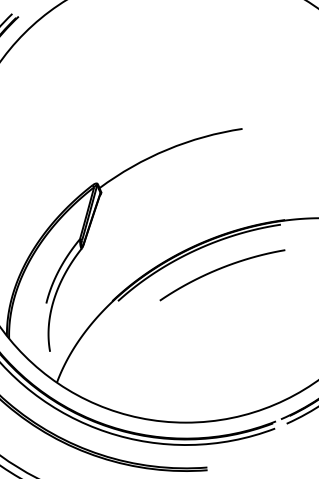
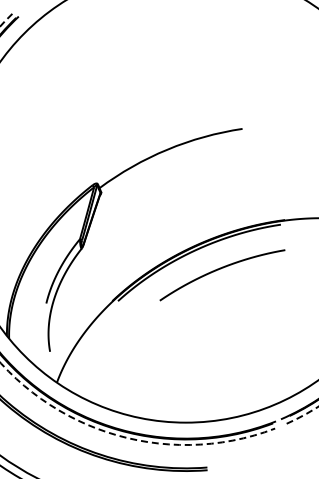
arc: solid -> dashed (303, 415)
arc: solid -> dashed (117, 435)
